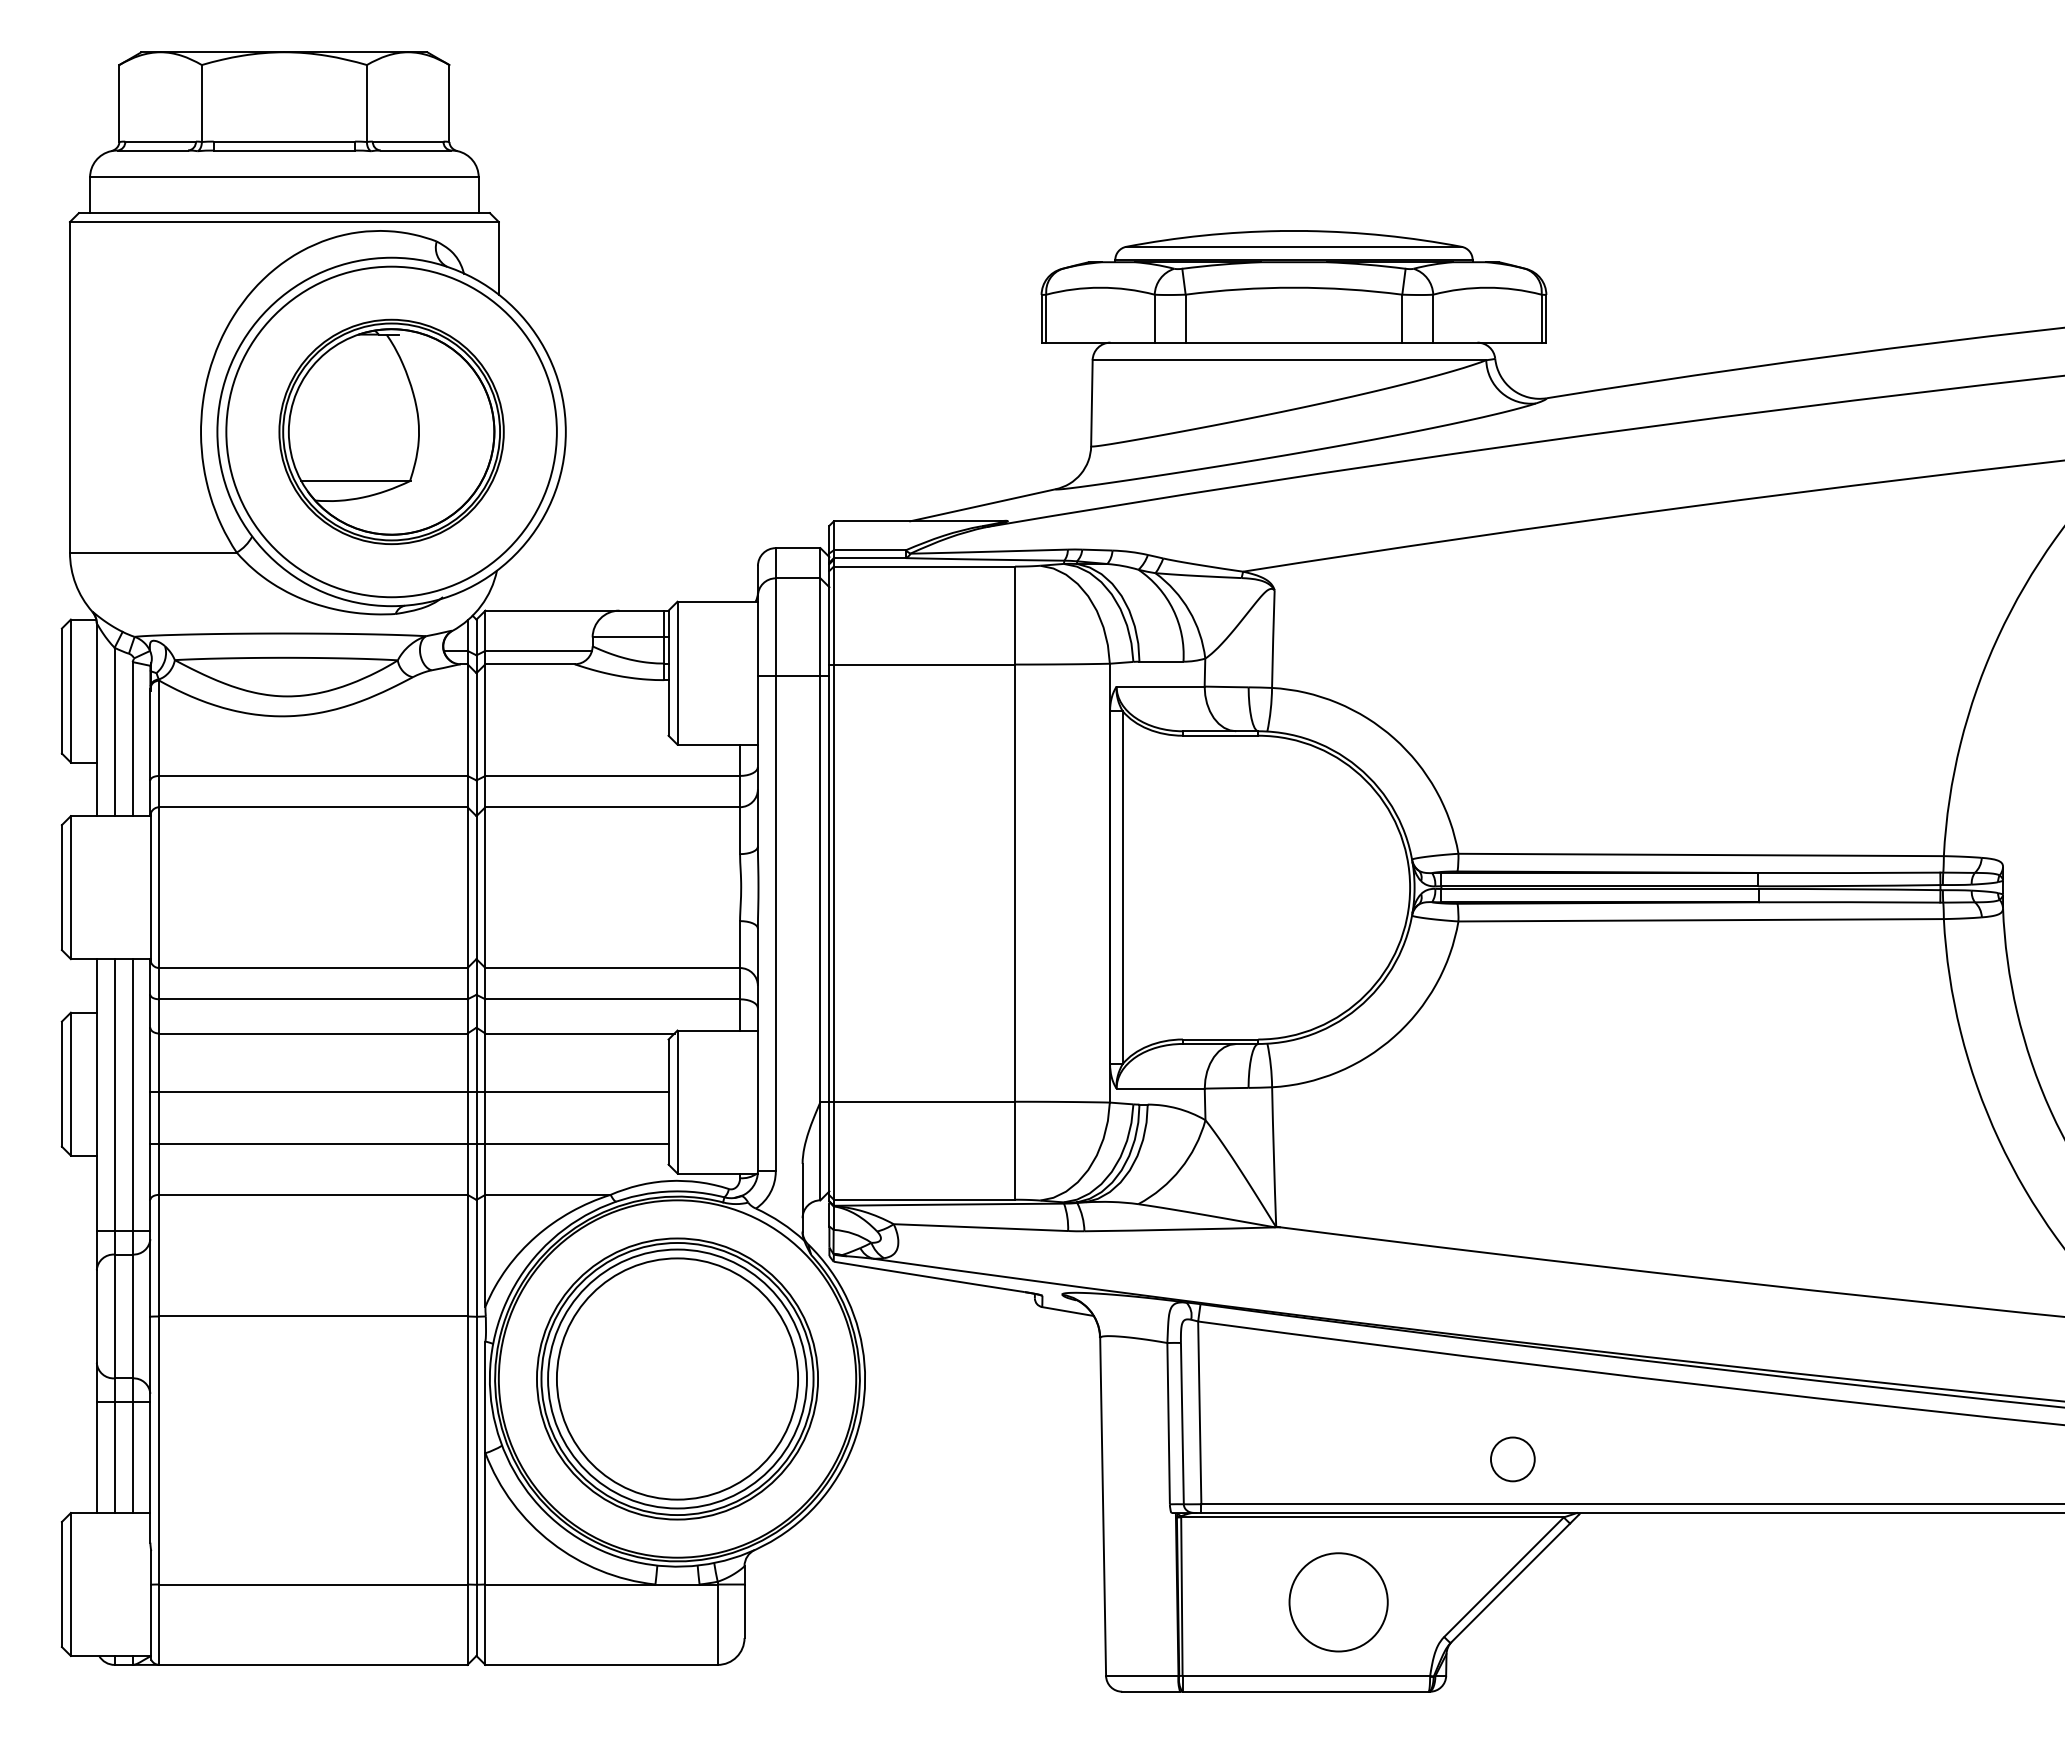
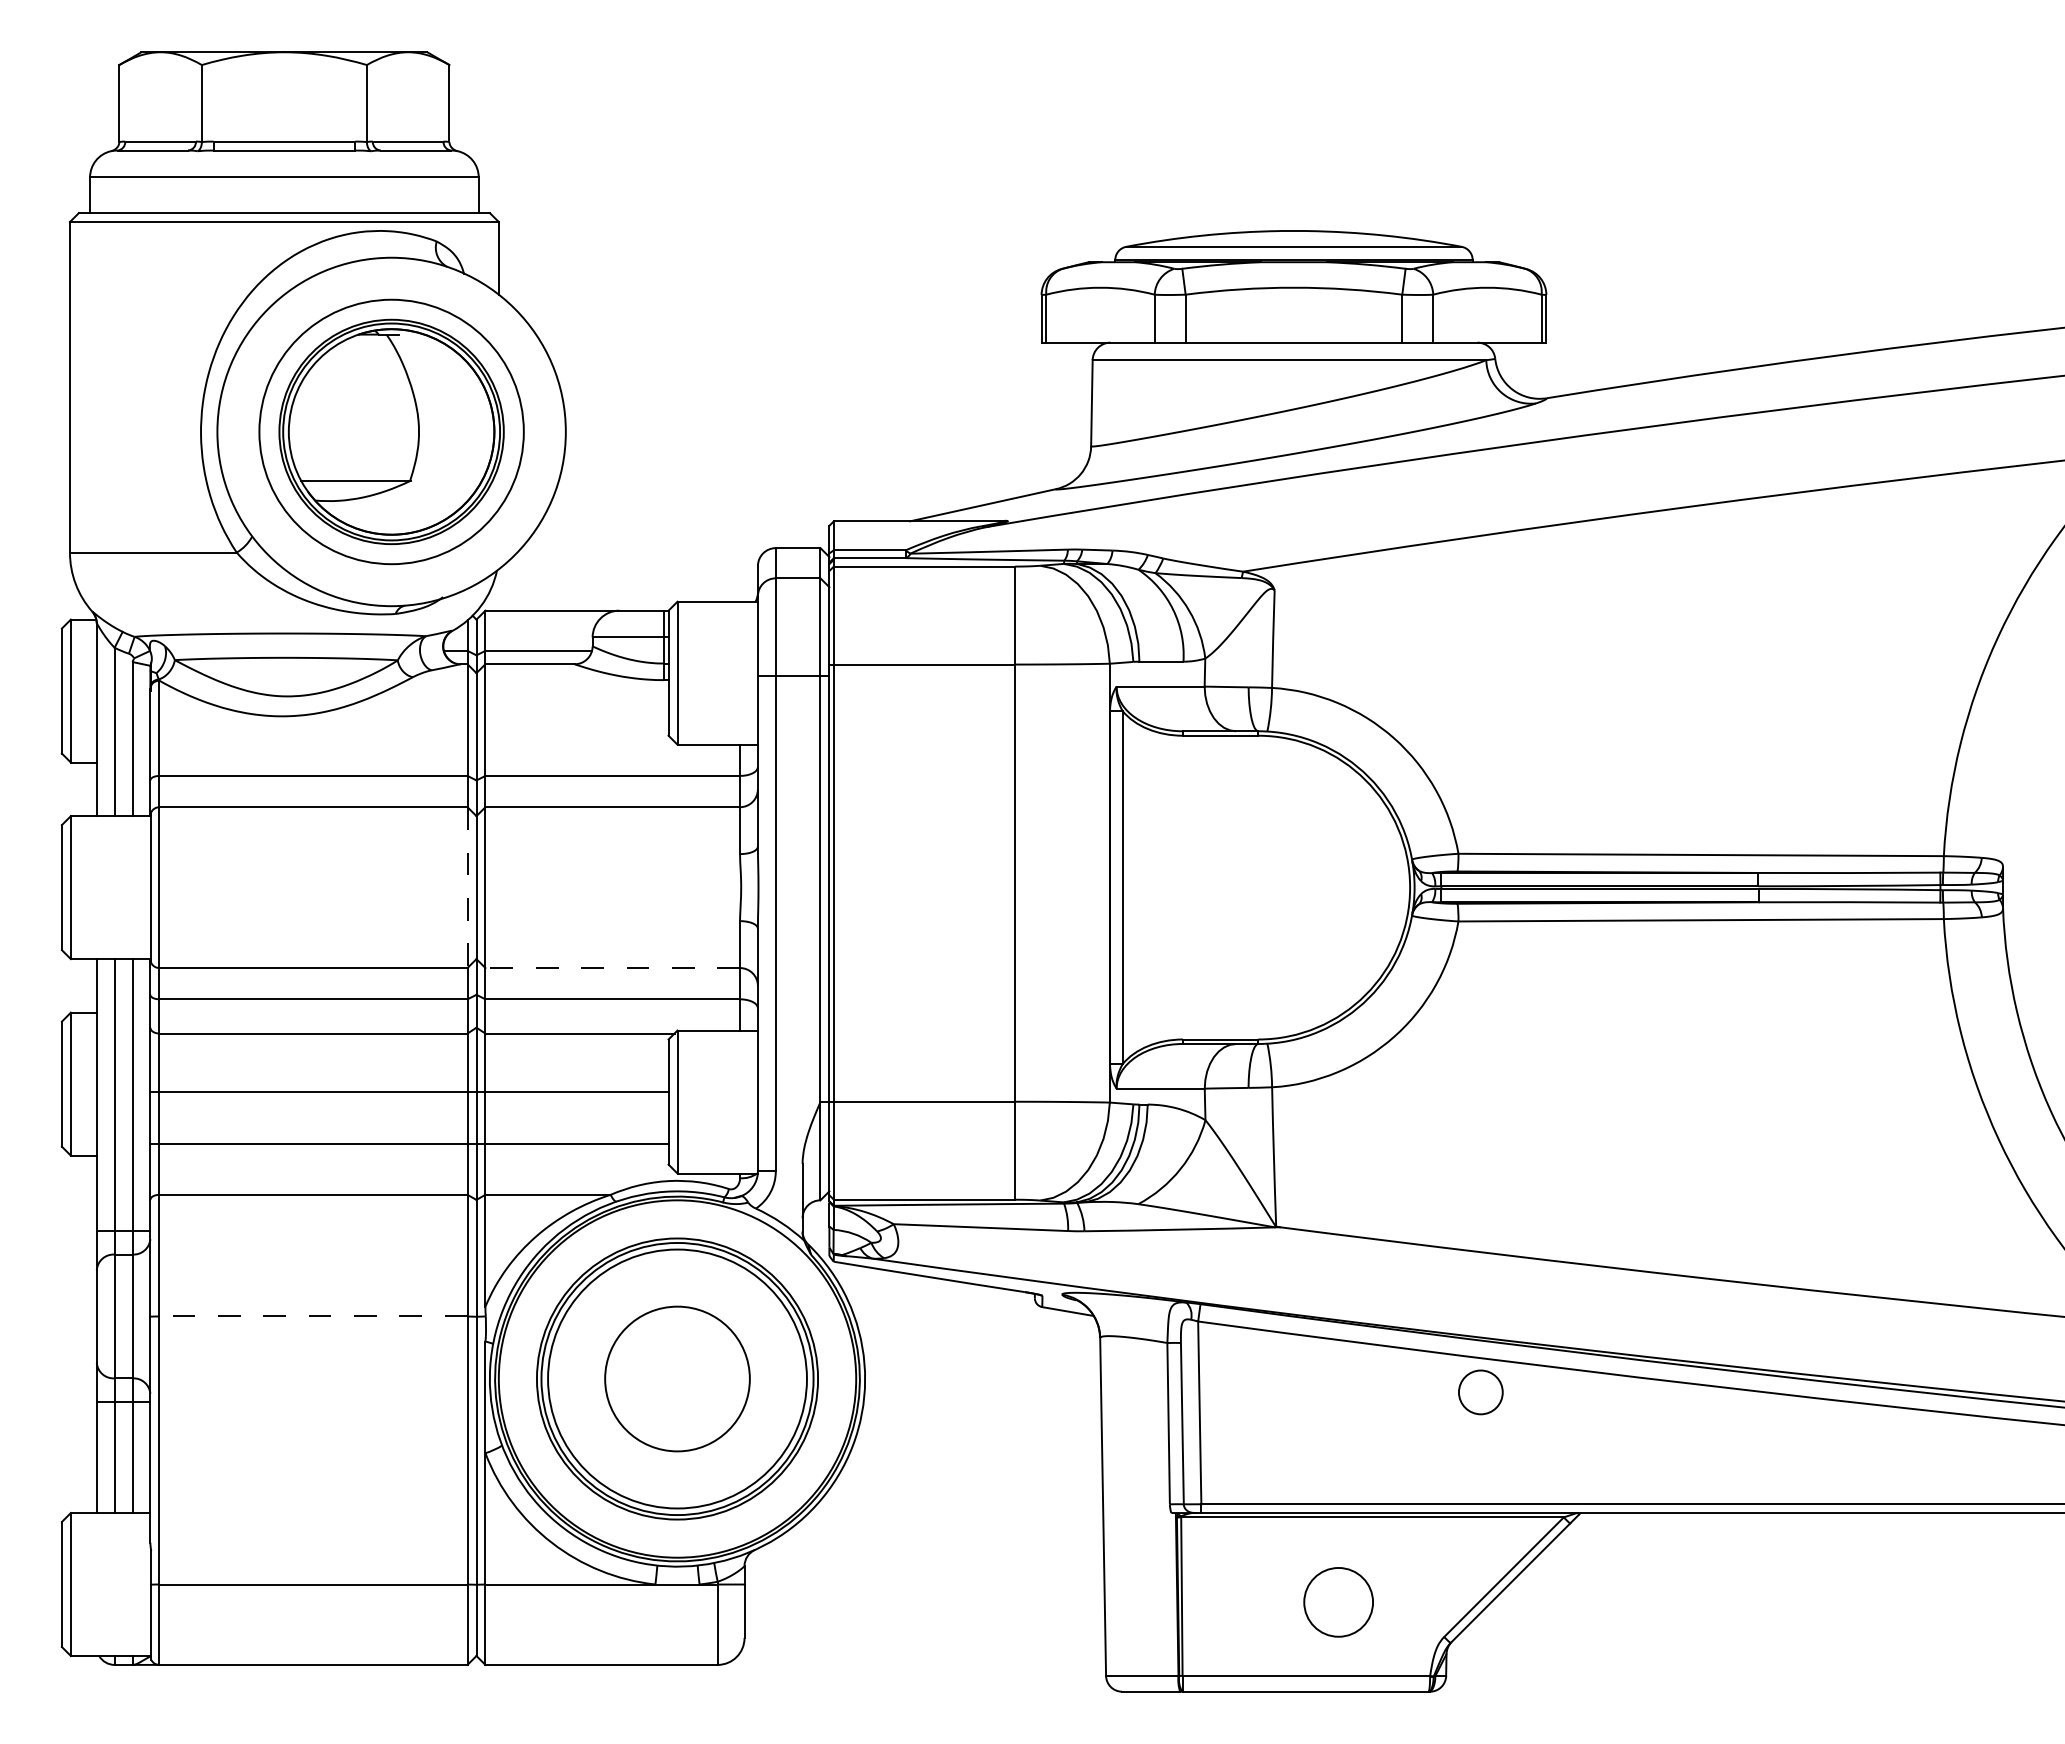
circle diameter: 331 px -> 264 px (391, 431)
line: solid -> dashed (467, 888)
line: solid -> dashed (612, 968)
line: solid -> dashed (312, 1316)
circle diameter: 241 px -> 145 px (677, 1378)
circle position: (1512, 1459) -> (1480, 1392) (1480, 1392)
circle diameter: 98 px -> 69 px (1338, 1601)
